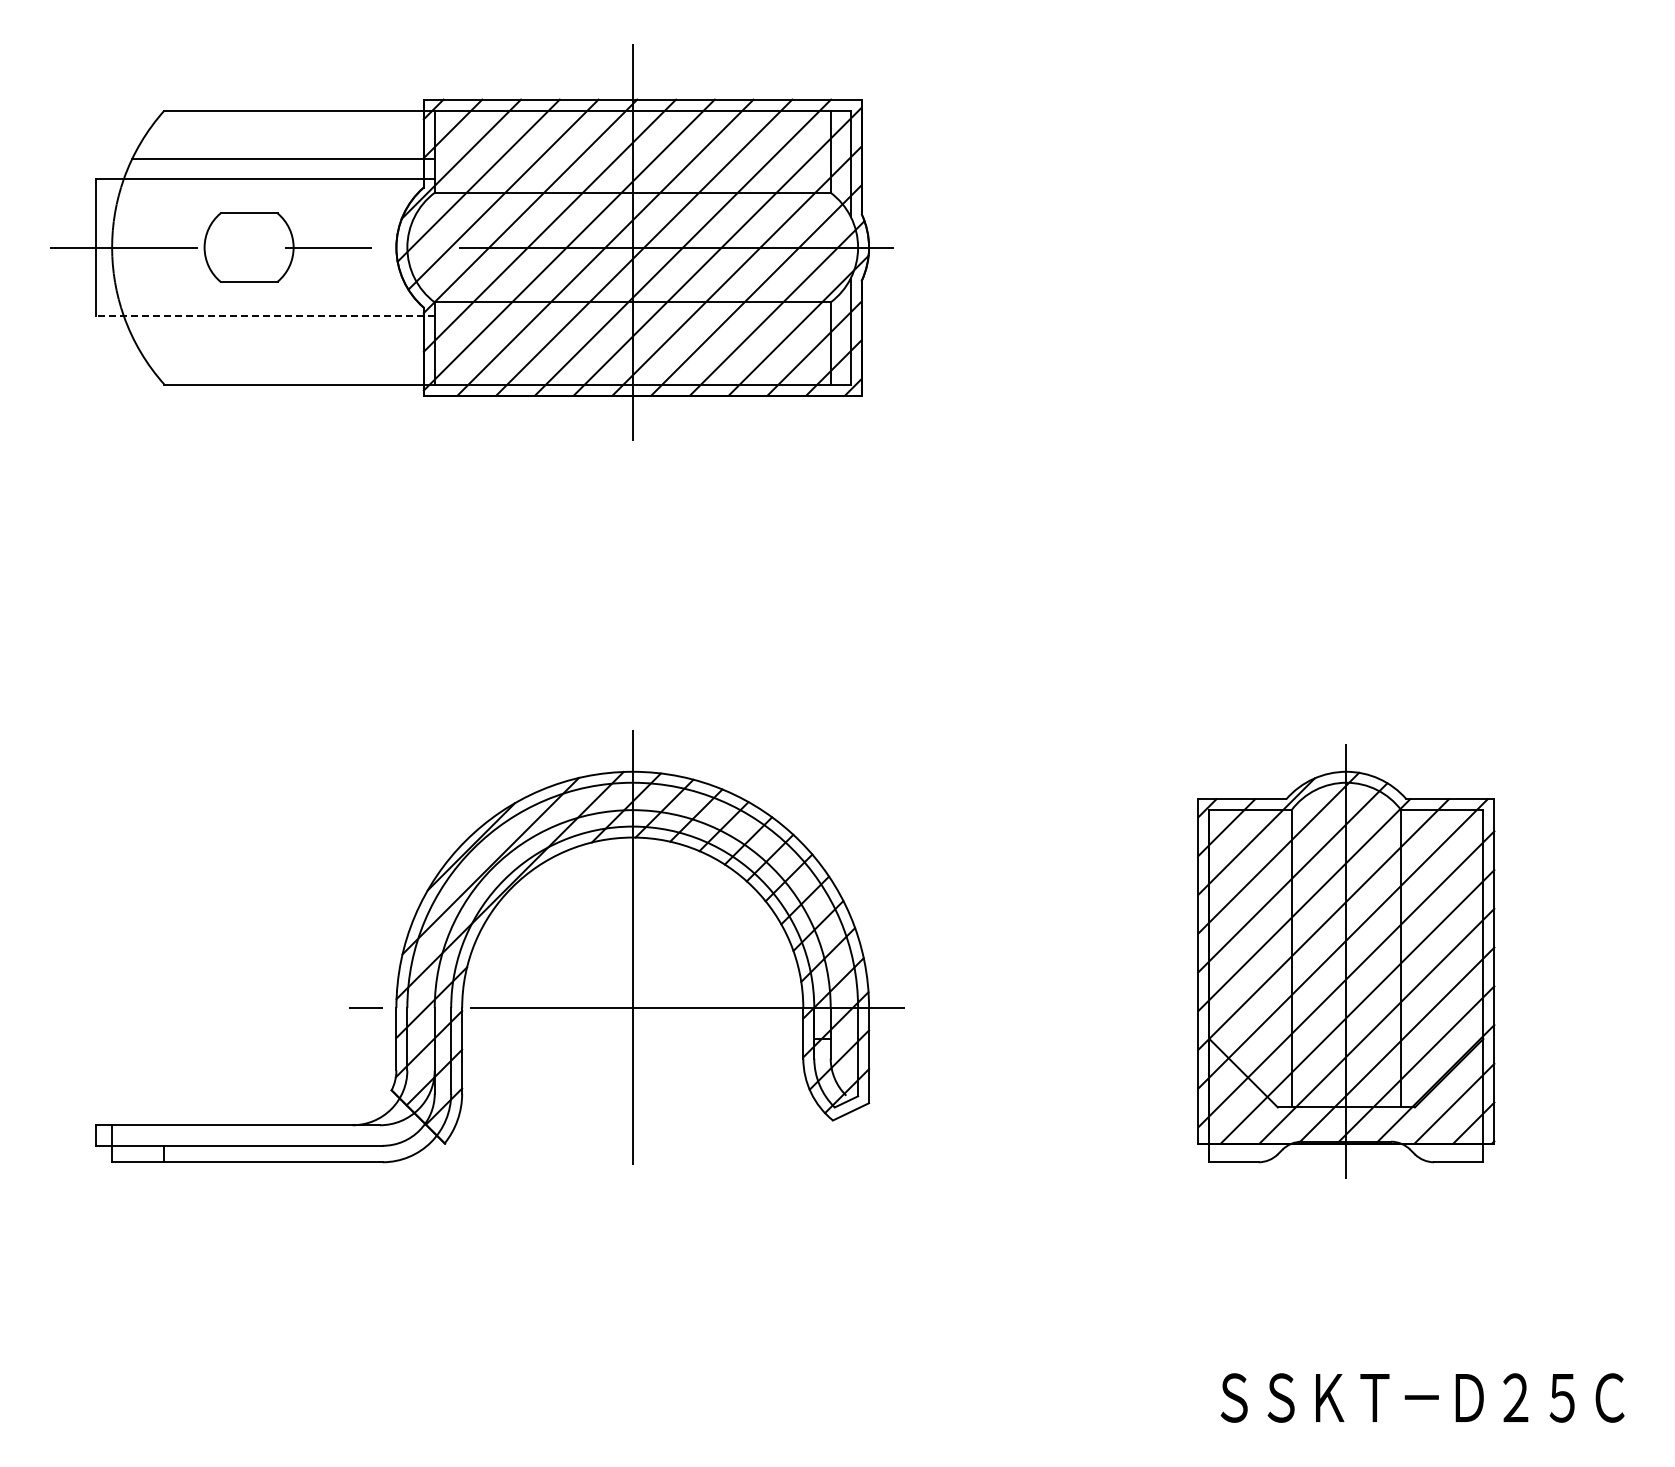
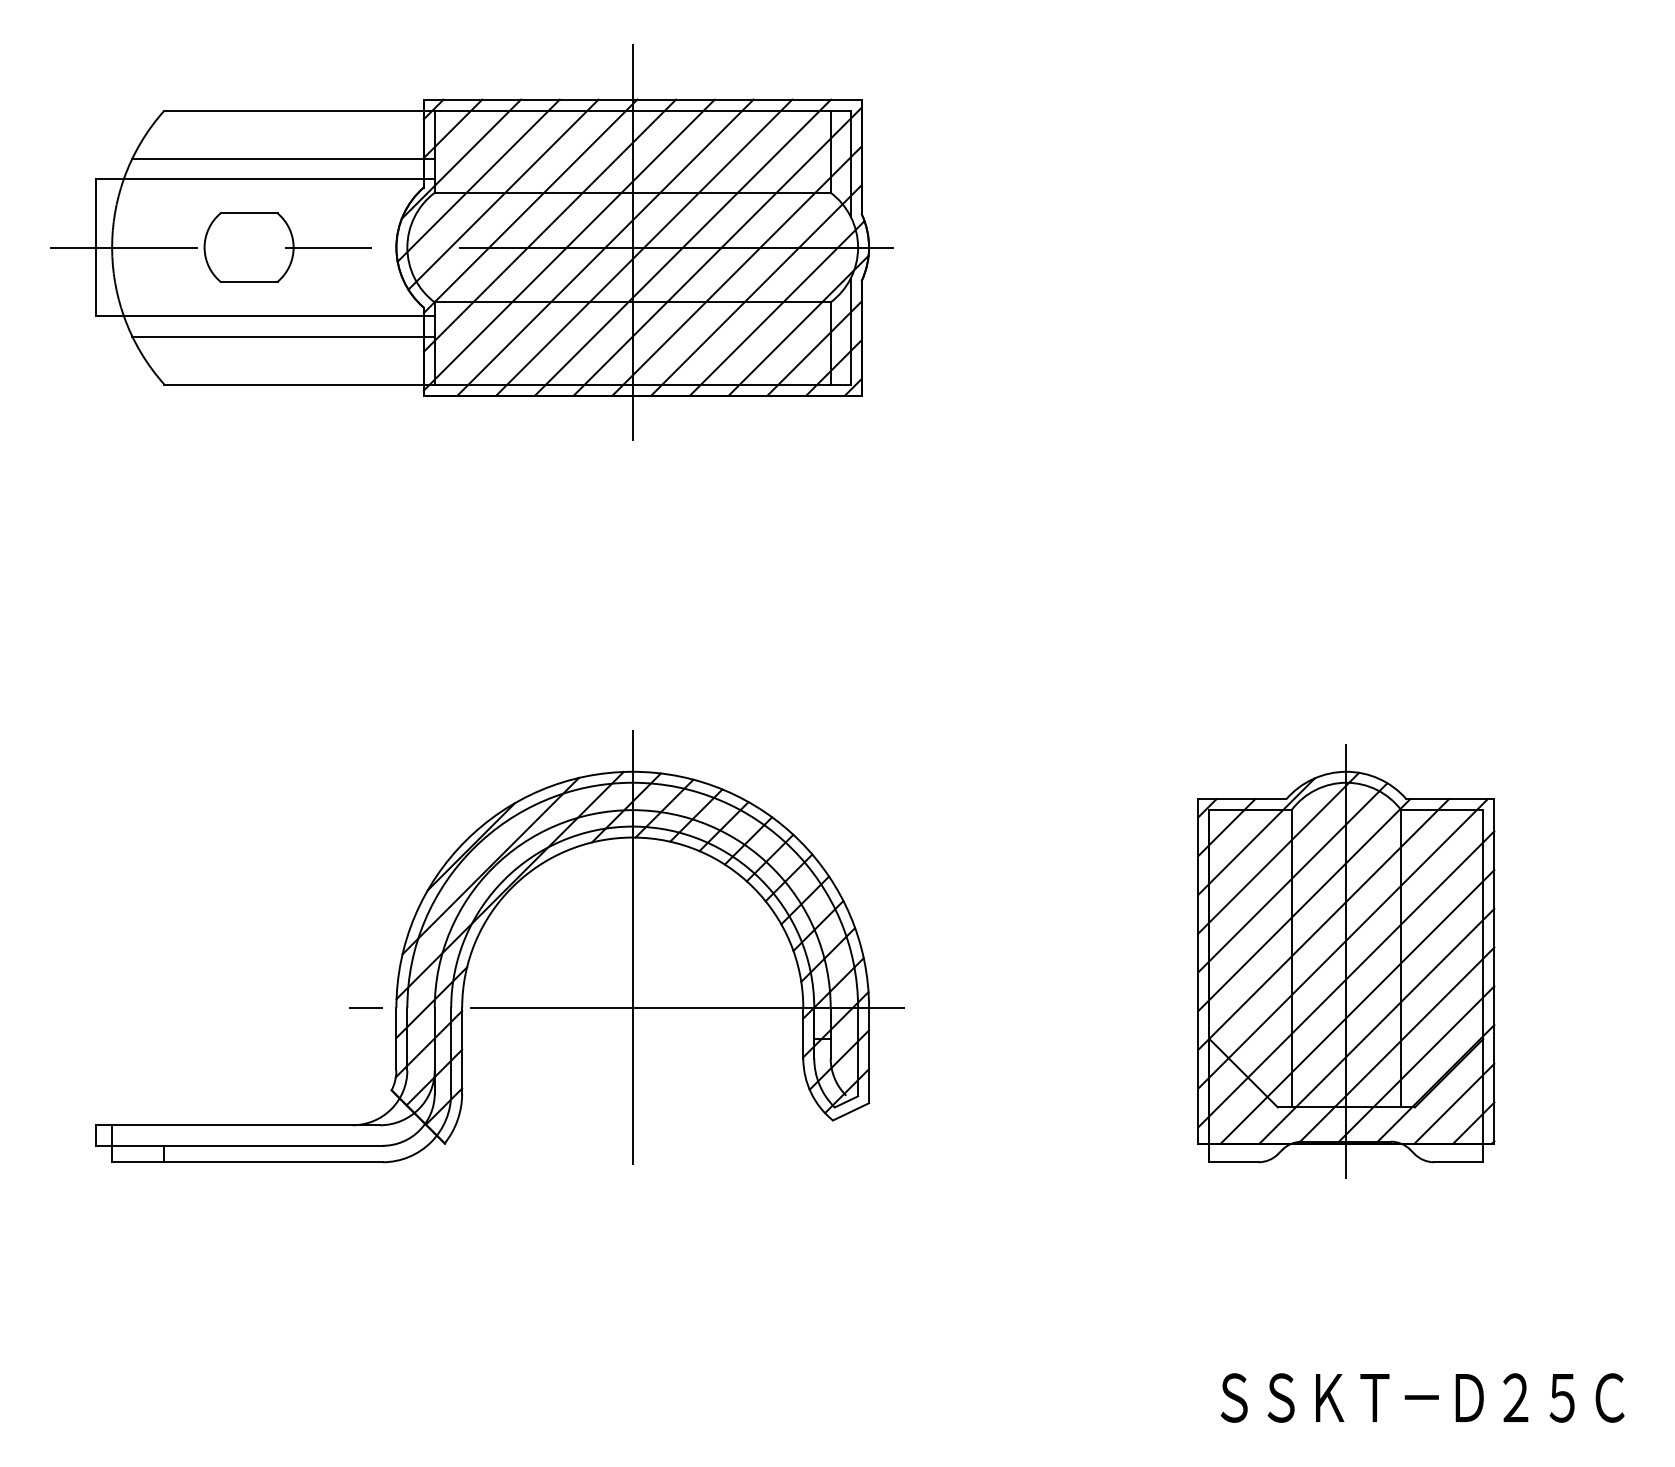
line: dashed -> solid (265, 316)
line: none -> present (283, 336)
